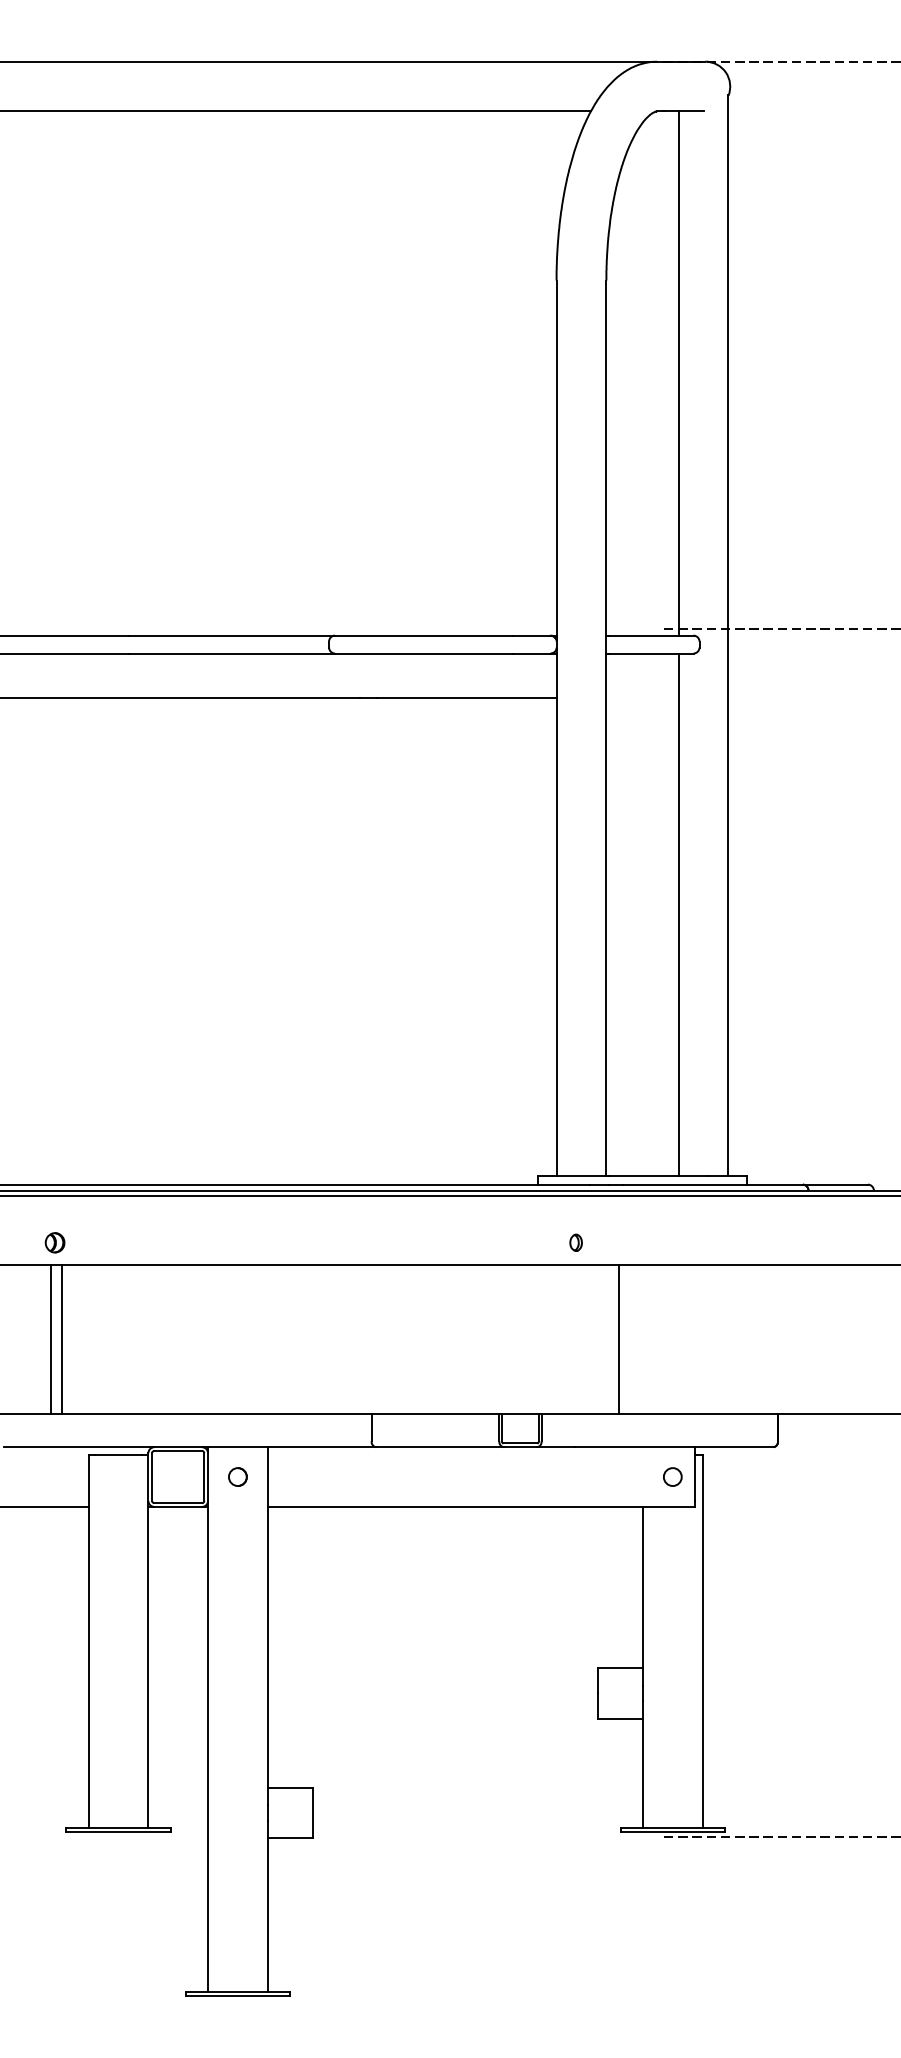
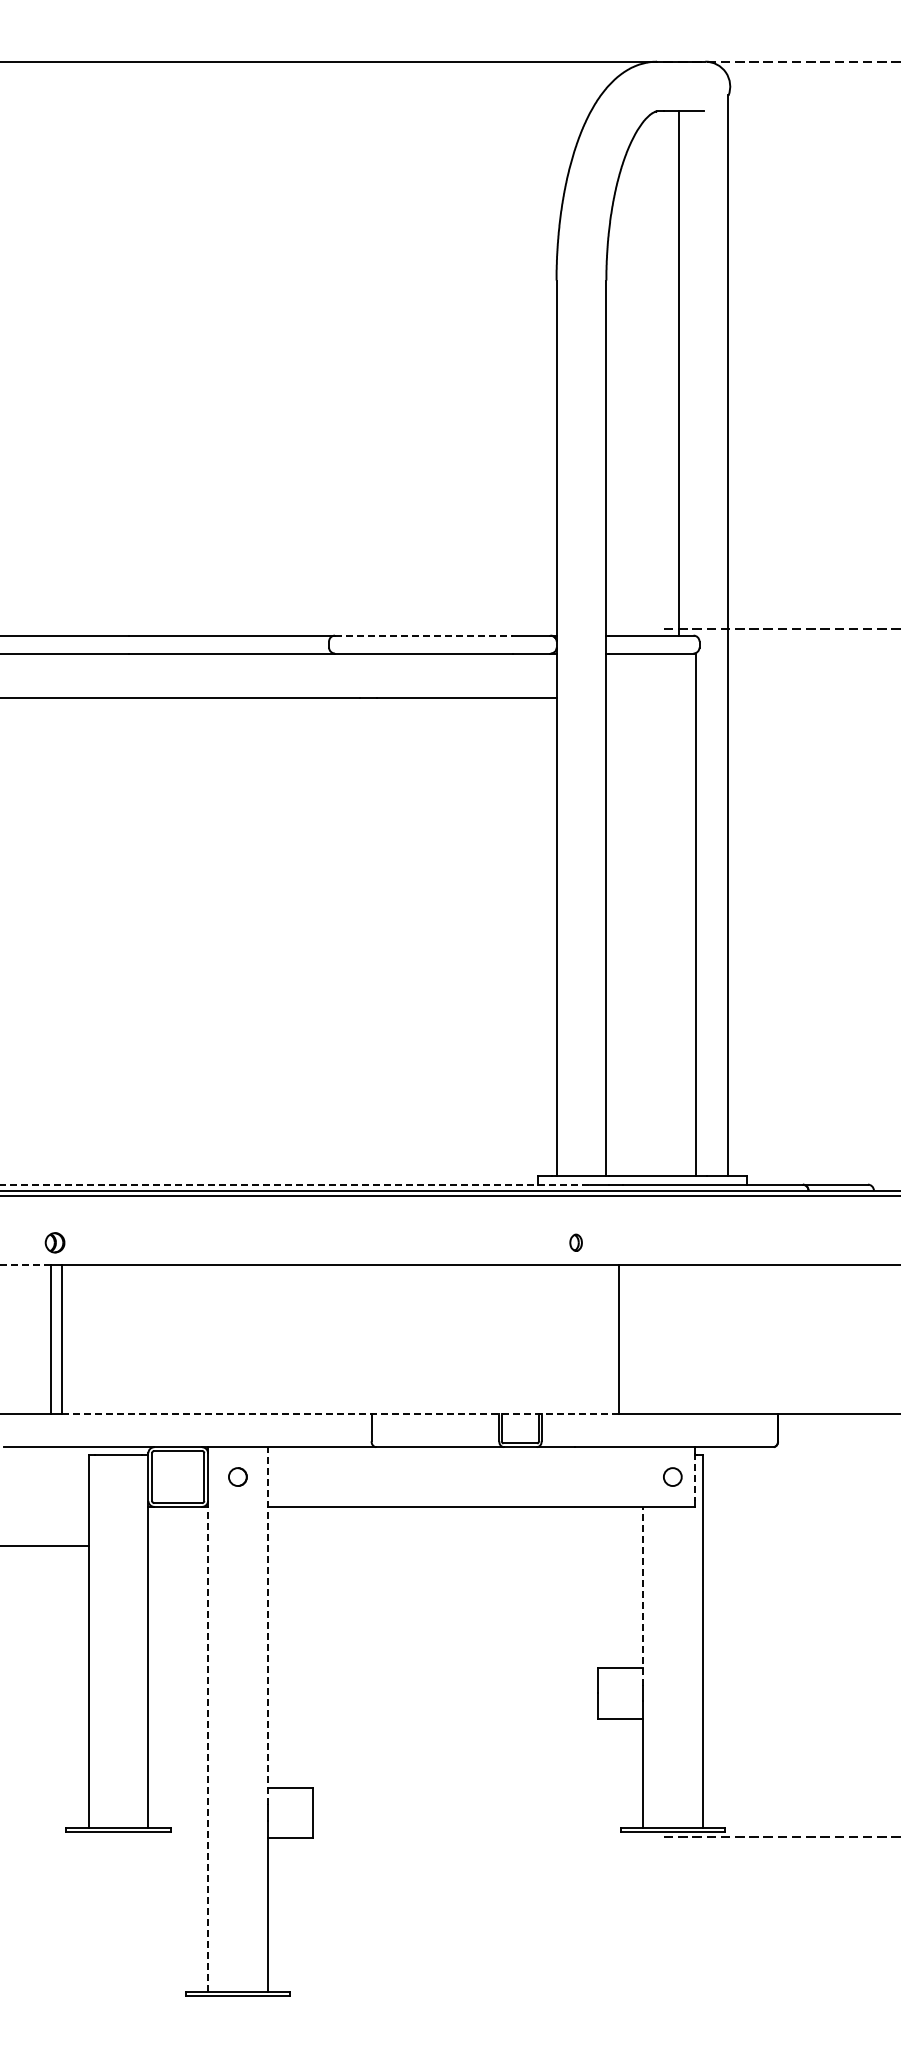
line: present -> none (296, 111)
line: solid -> dashed (424, 635)
line position: (678, 914) -> (695, 914) (695, 914)
line: solid -> dashed (295, 1184)
line: solid -> dashed (25, 1265)
line: solid -> dashed (341, 1414)
line: solid -> dashed (695, 1477)
line position: (45, 1506) -> (45, 1545) (45, 1545)
line: solid -> dashed (642, 1595)
line: solid -> dashed (267, 1626)
line: solid -> dashed (208, 1745)
